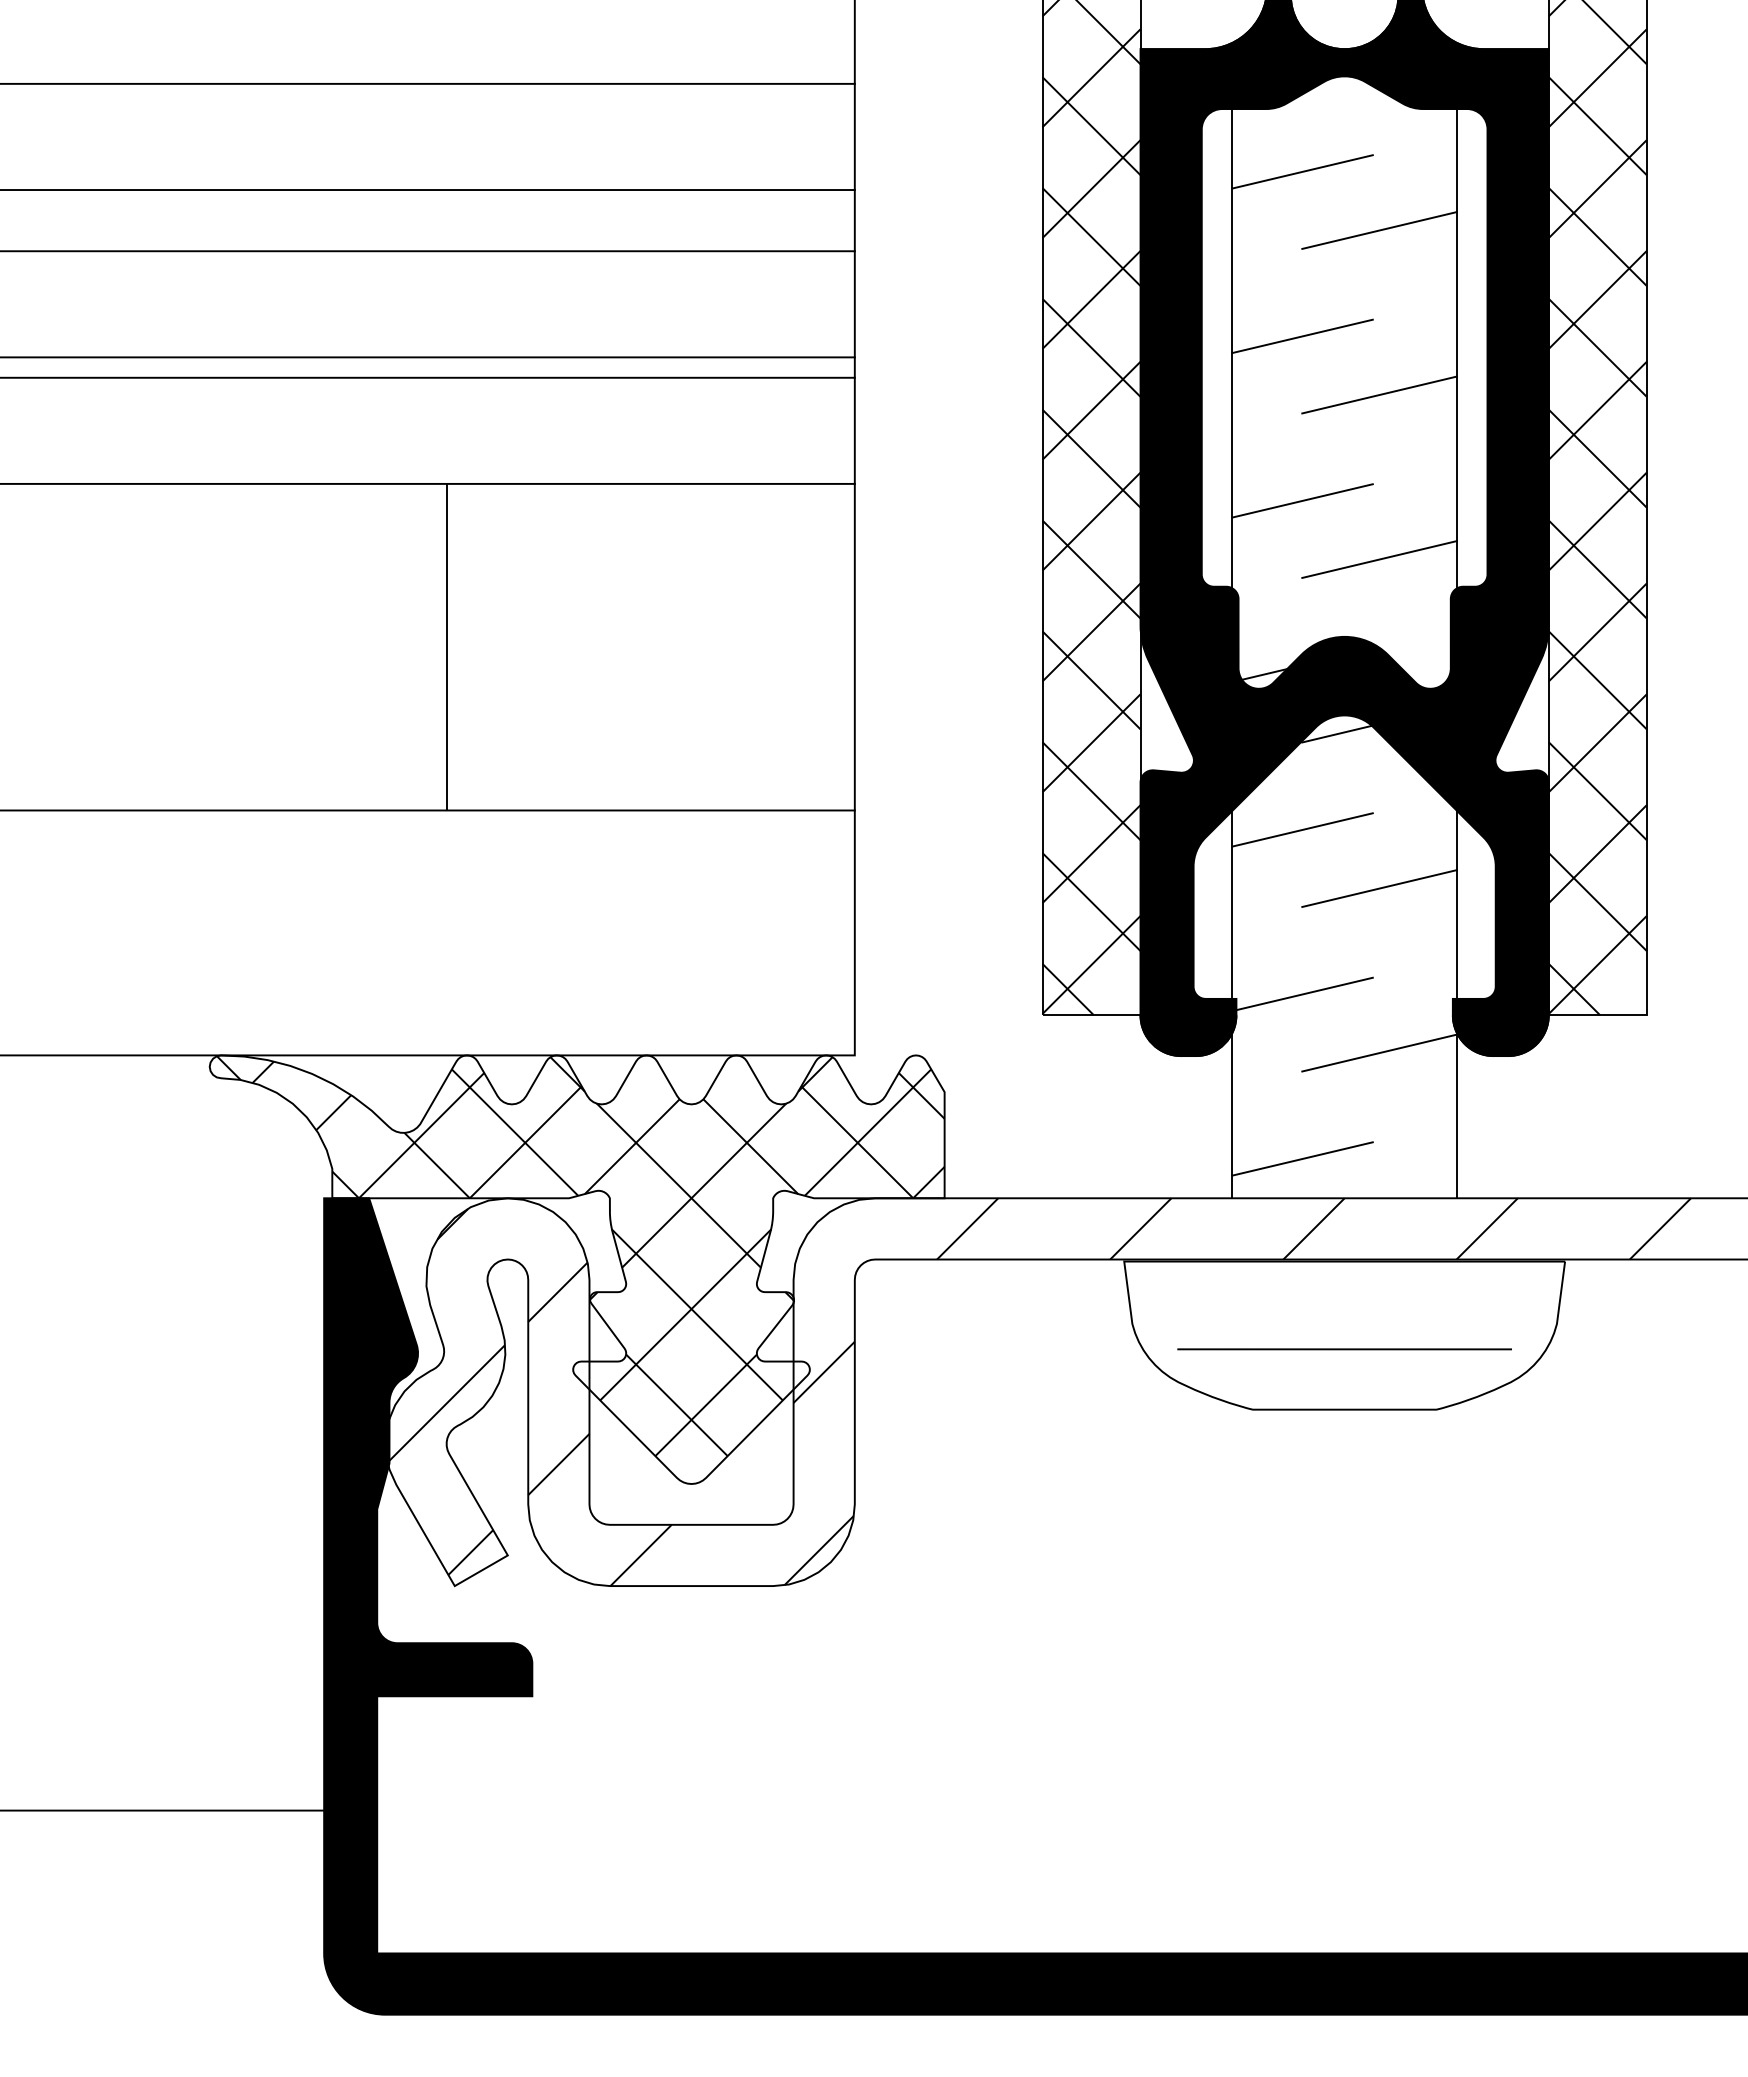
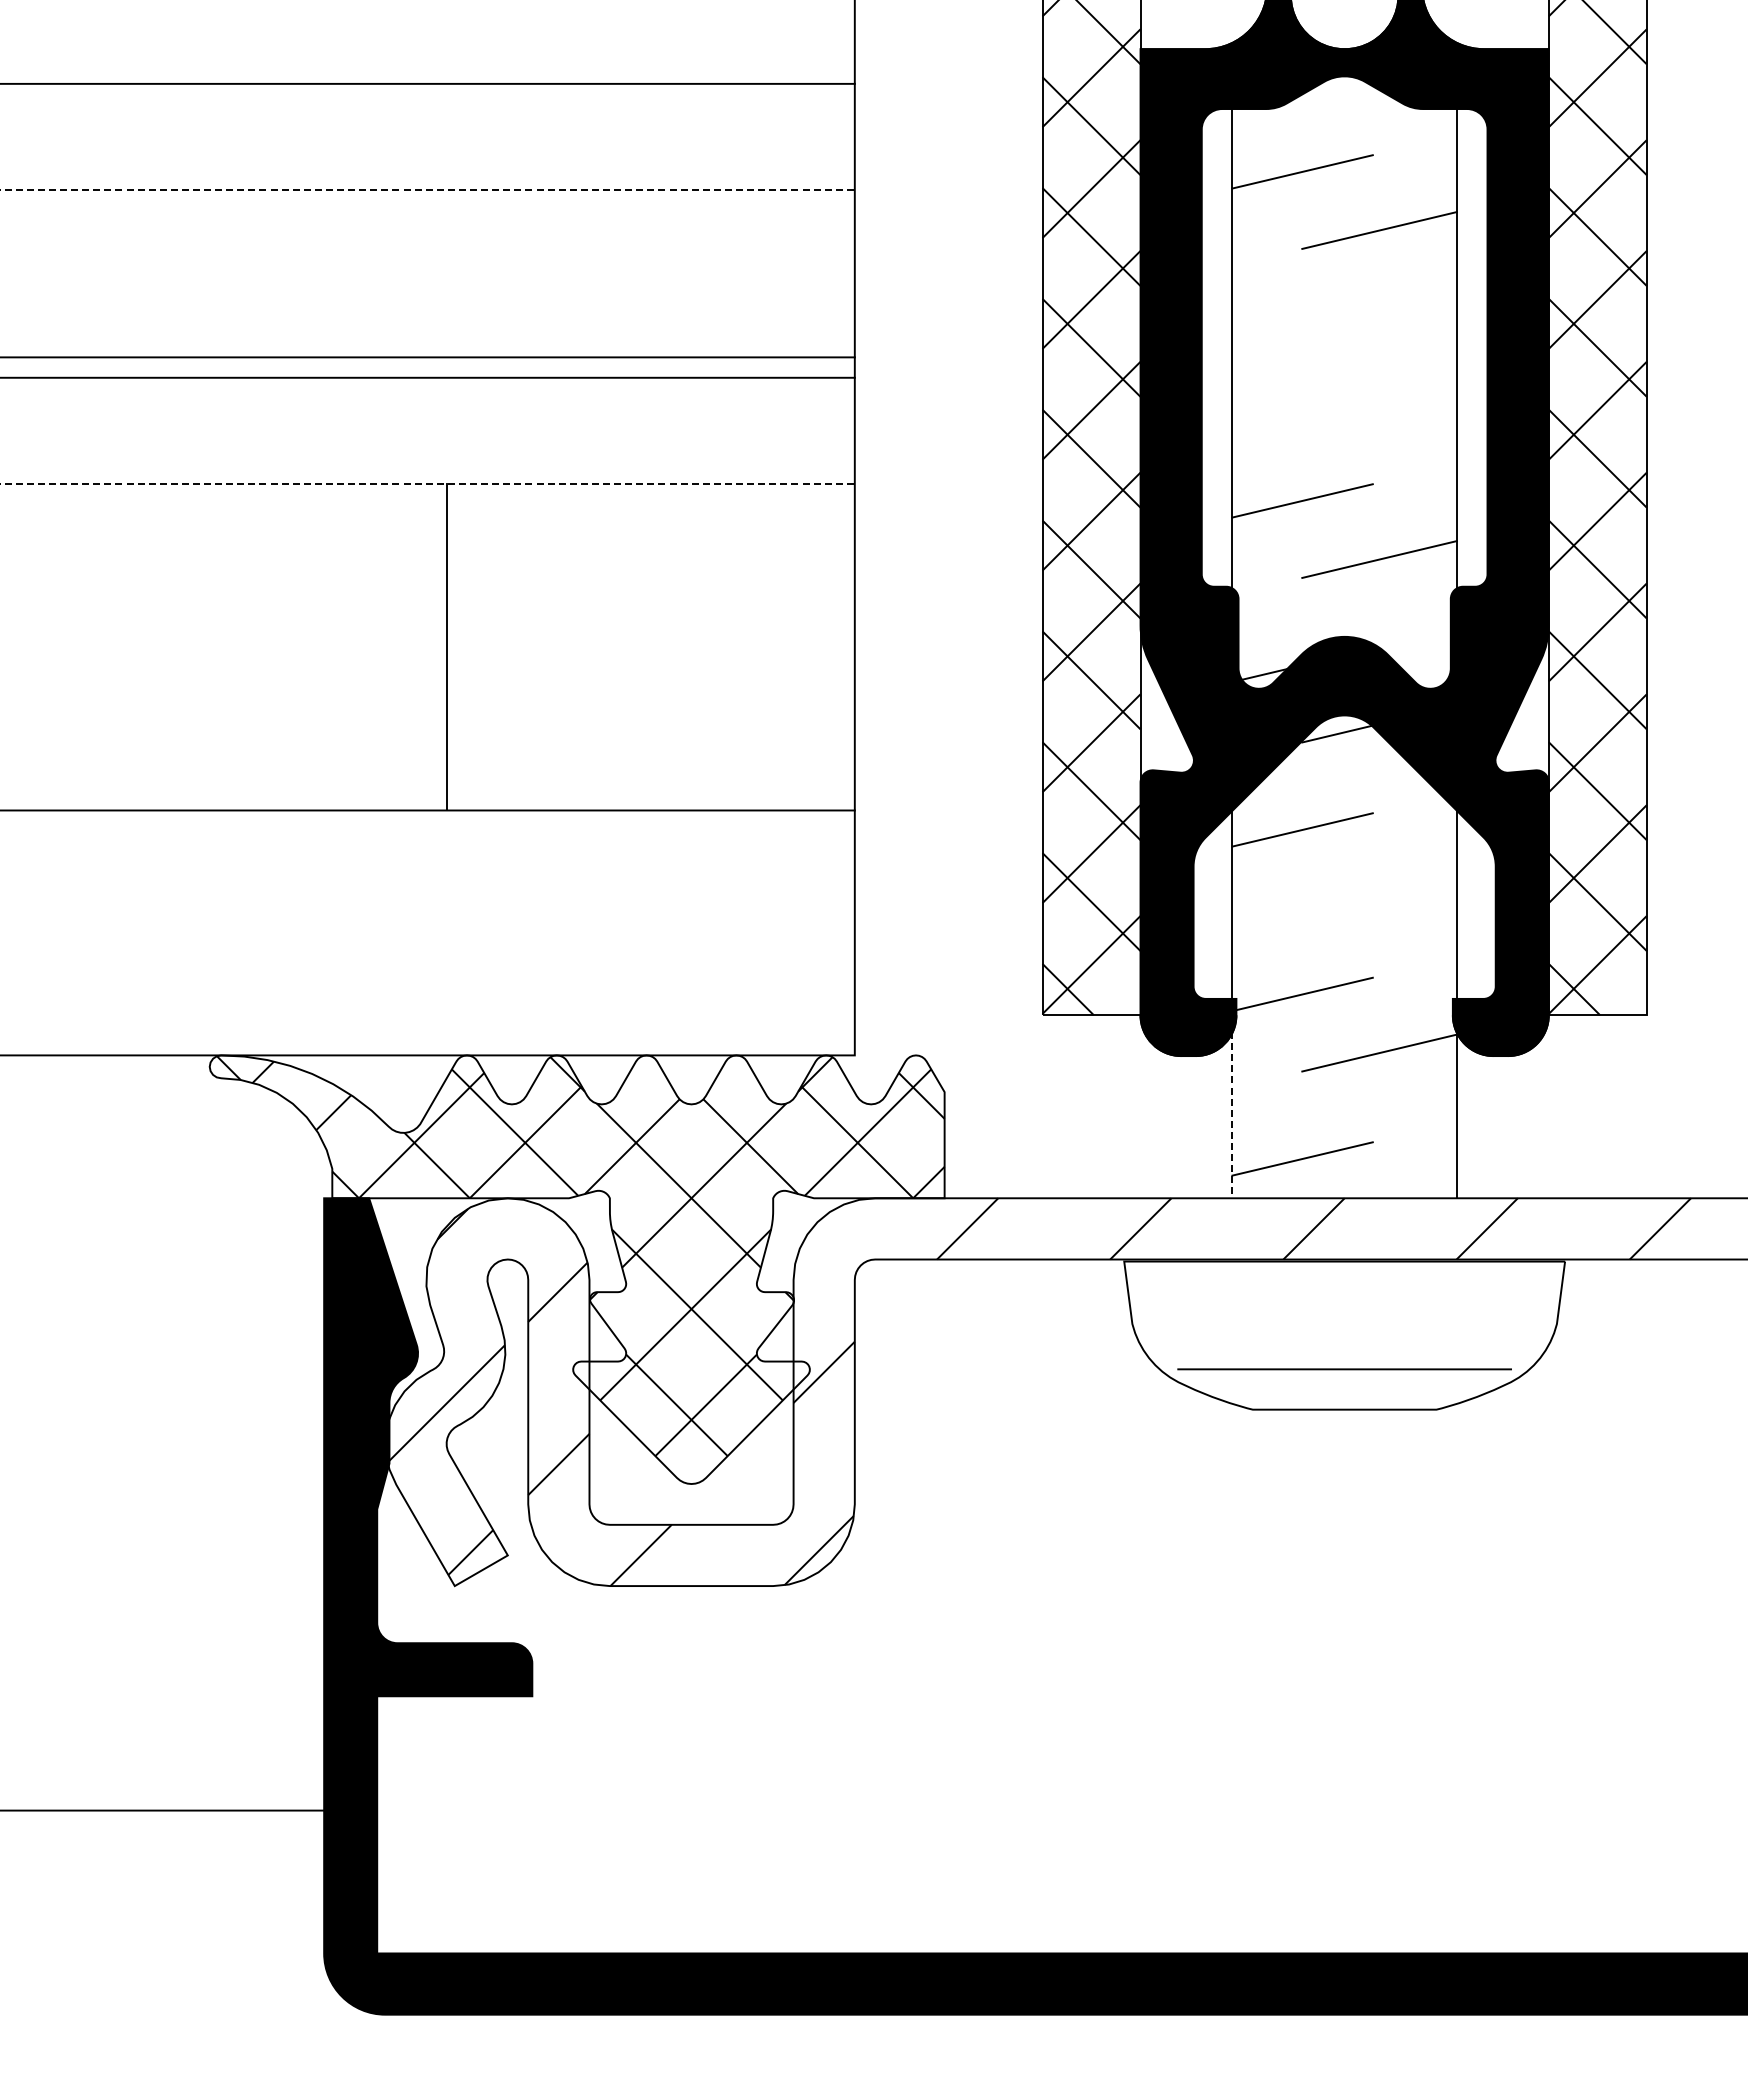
line: solid -> dashed (427, 190)
line: present -> none (428, 251)
line: present -> none (1302, 336)
line: present -> none (1379, 394)
line: solid -> dashed (427, 483)
line: present -> none (1379, 888)
line: solid -> dashed (1232, 1115)
line position: (1344, 1349) -> (1344, 1369) (1344, 1369)
